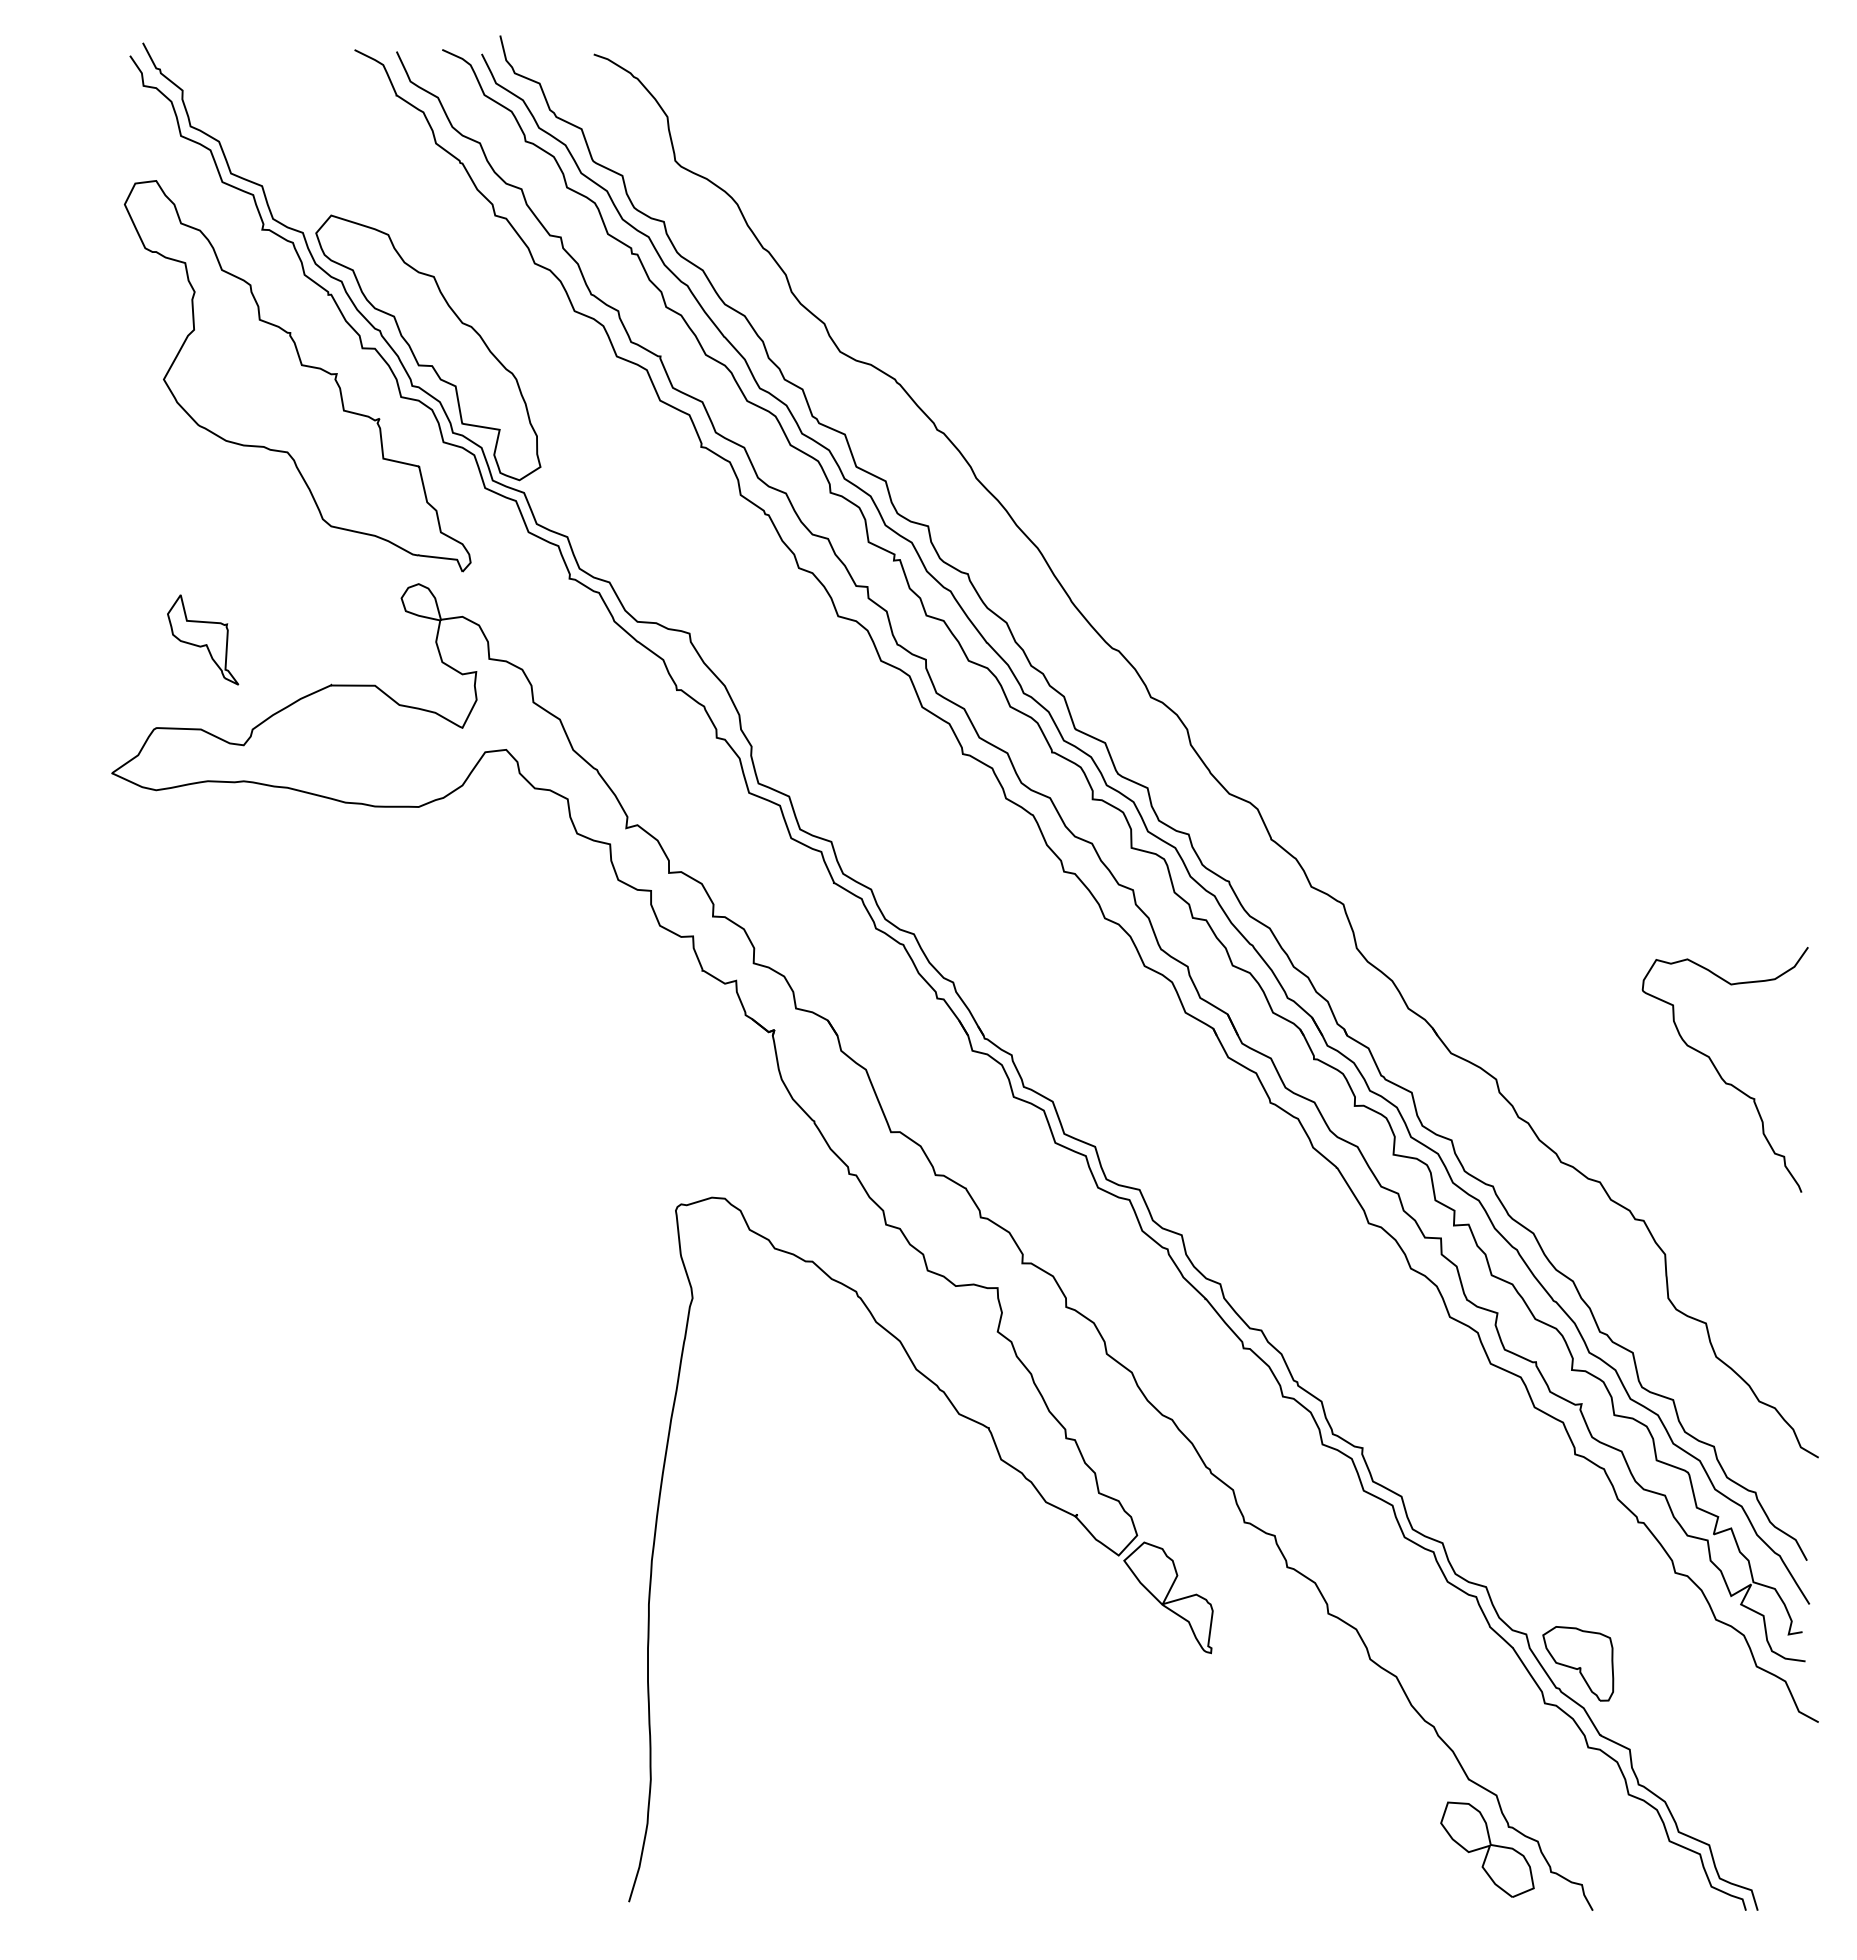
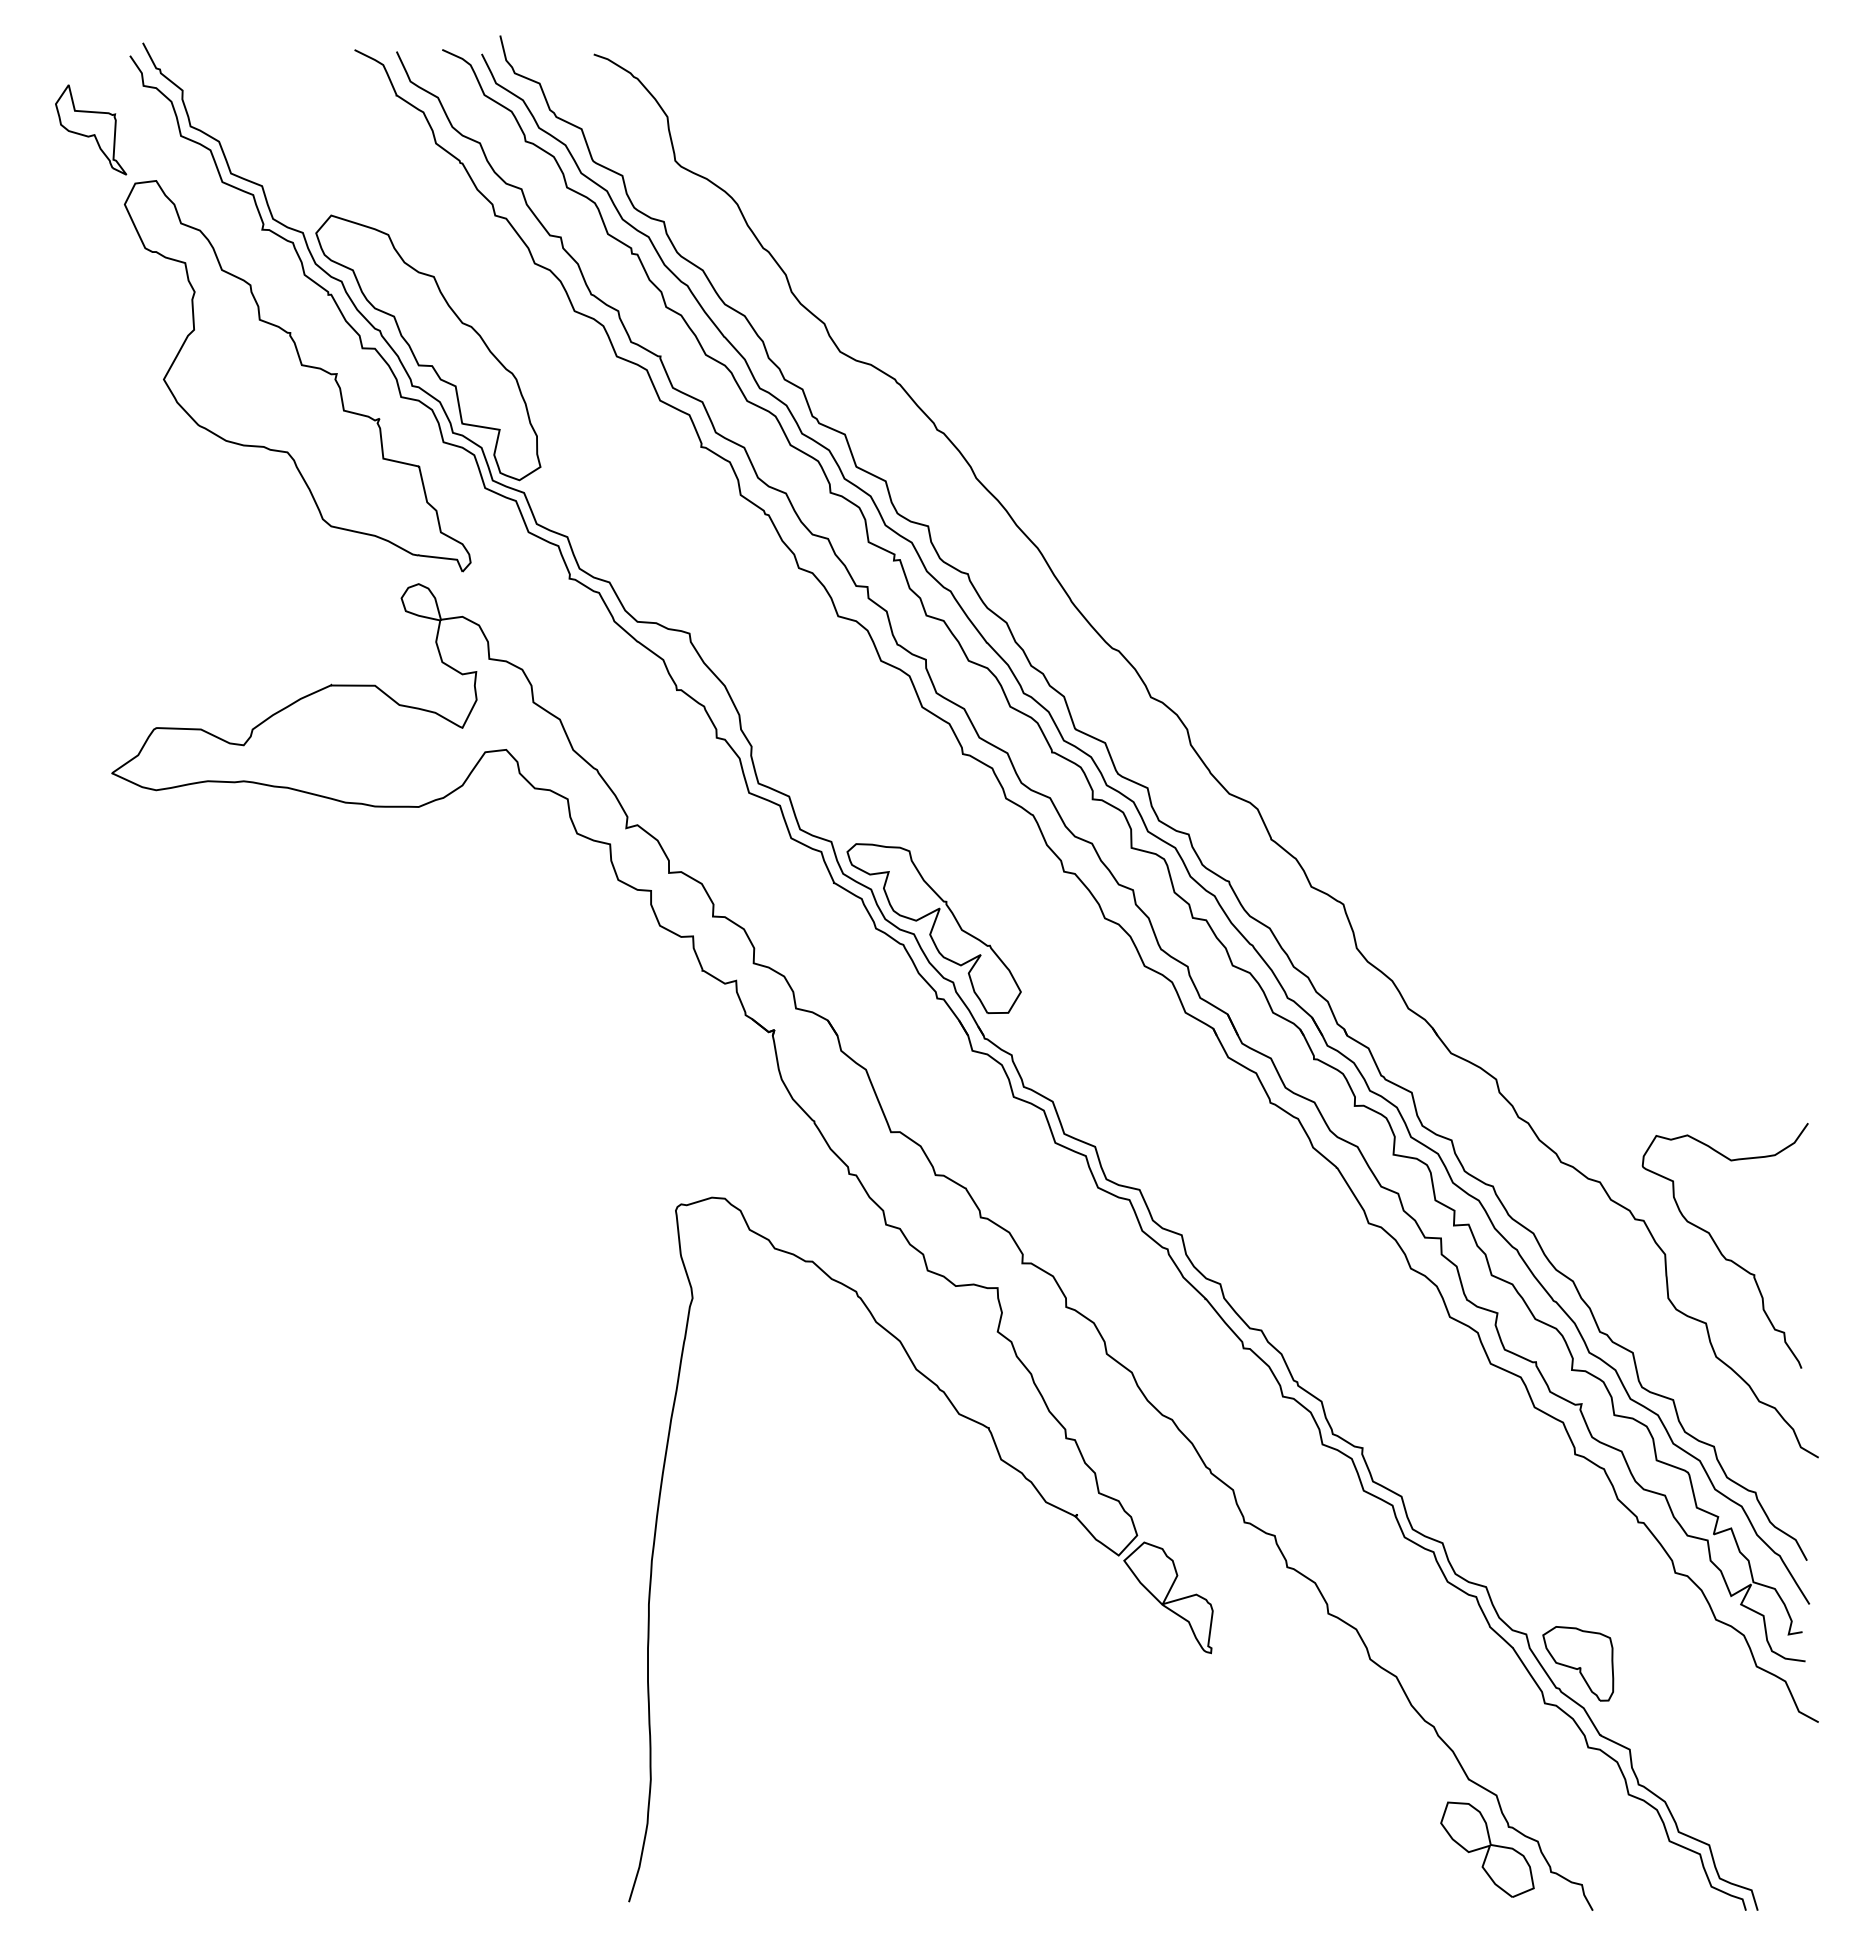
part position: (203, 639) -> (91, 129) (91, 129)
part: none -> present (933, 928)
curve position: (1719, 1072) -> (1719, 1248) (1719, 1248)
